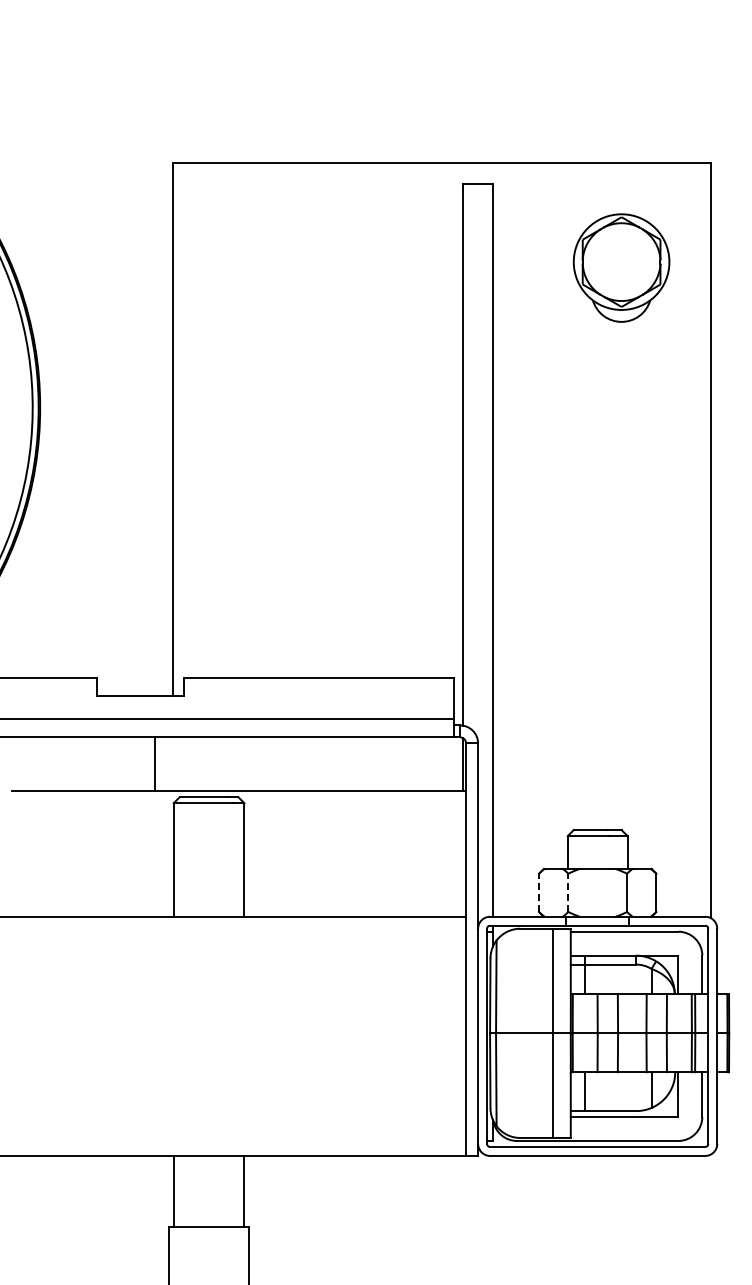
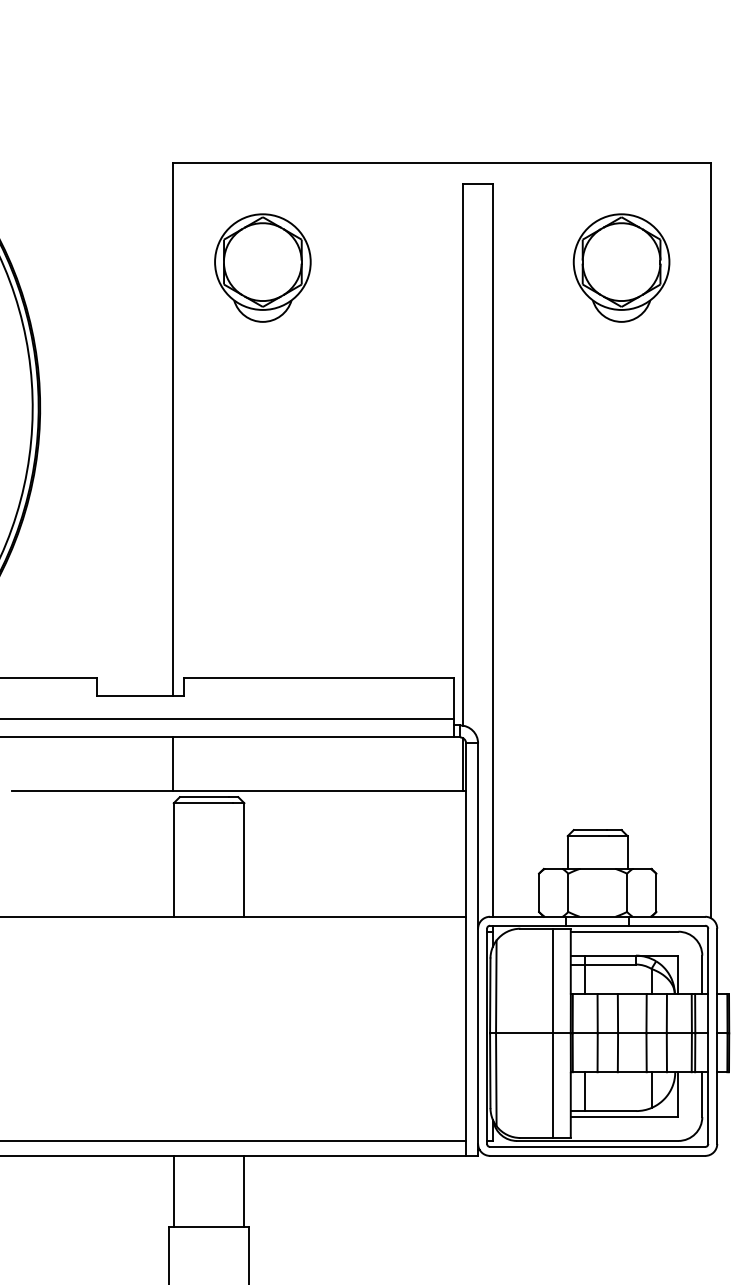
part: none -> present (262, 267)
line position: (155, 764) -> (173, 764) (173, 764)
line: dashed -> solid (539, 892)
line: dashed -> solid (568, 892)
line: none -> present (234, 1140)
